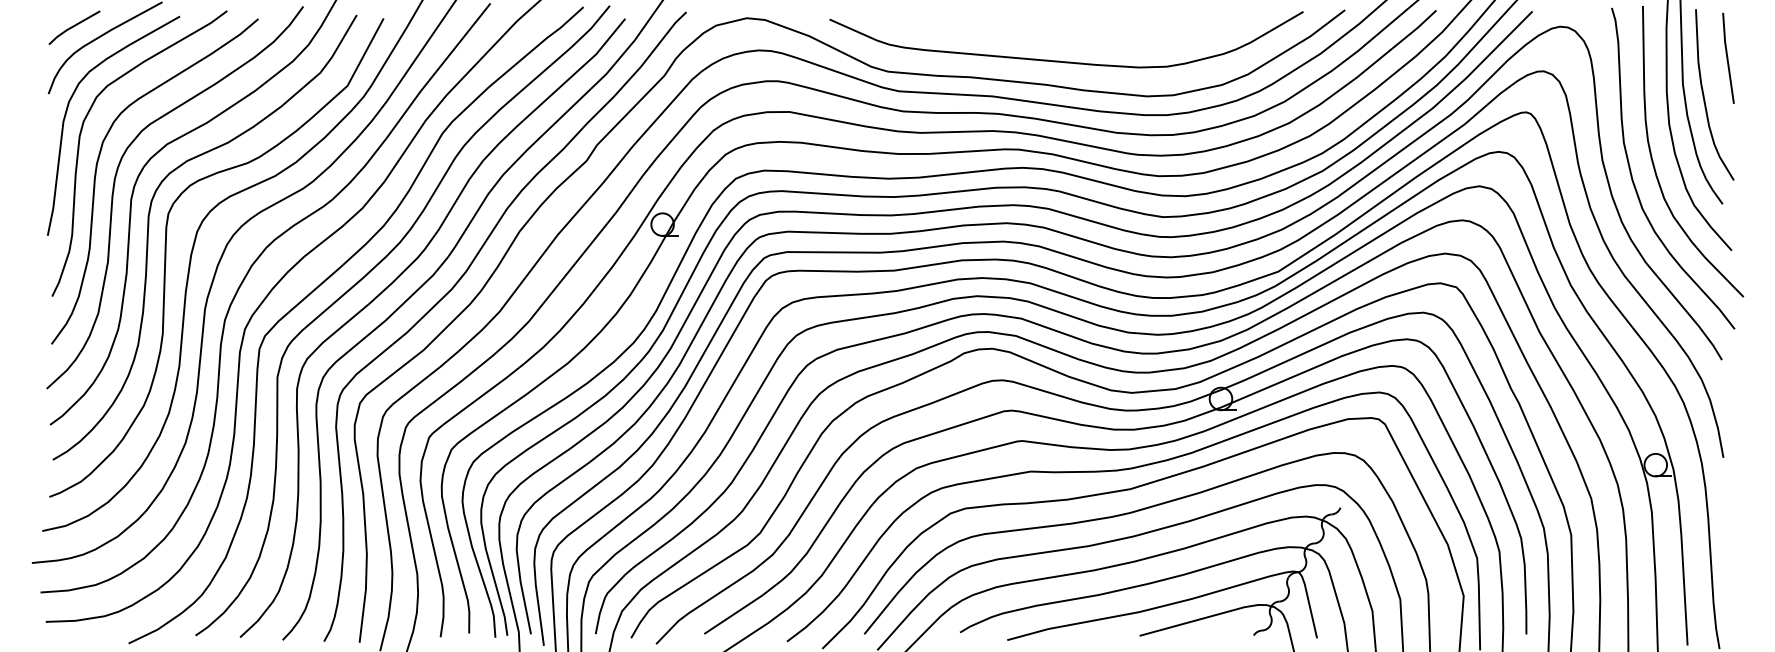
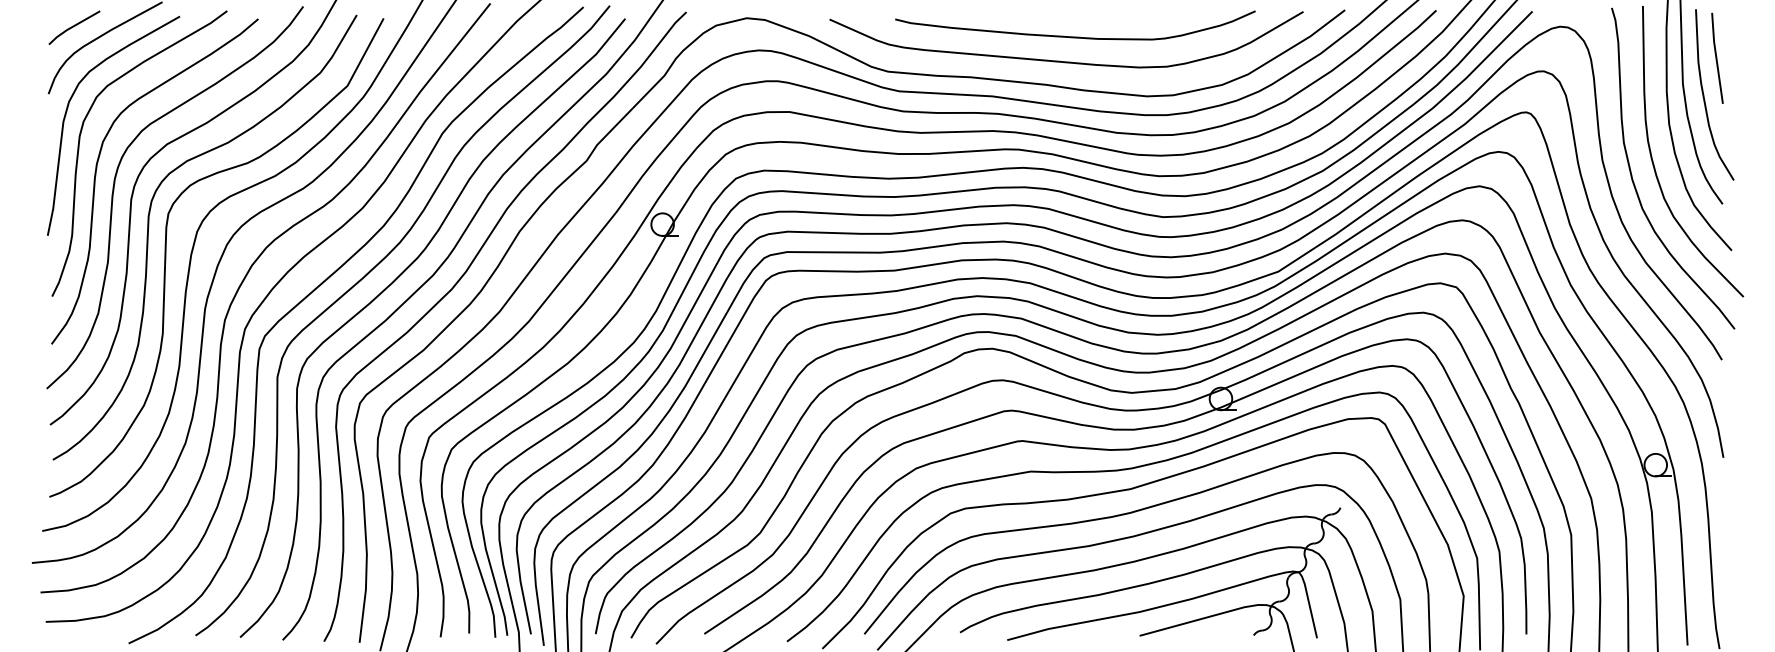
curve: none -> present (1075, 36)
line position: (1728, 57) -> (1717, 57) (1717, 57)
